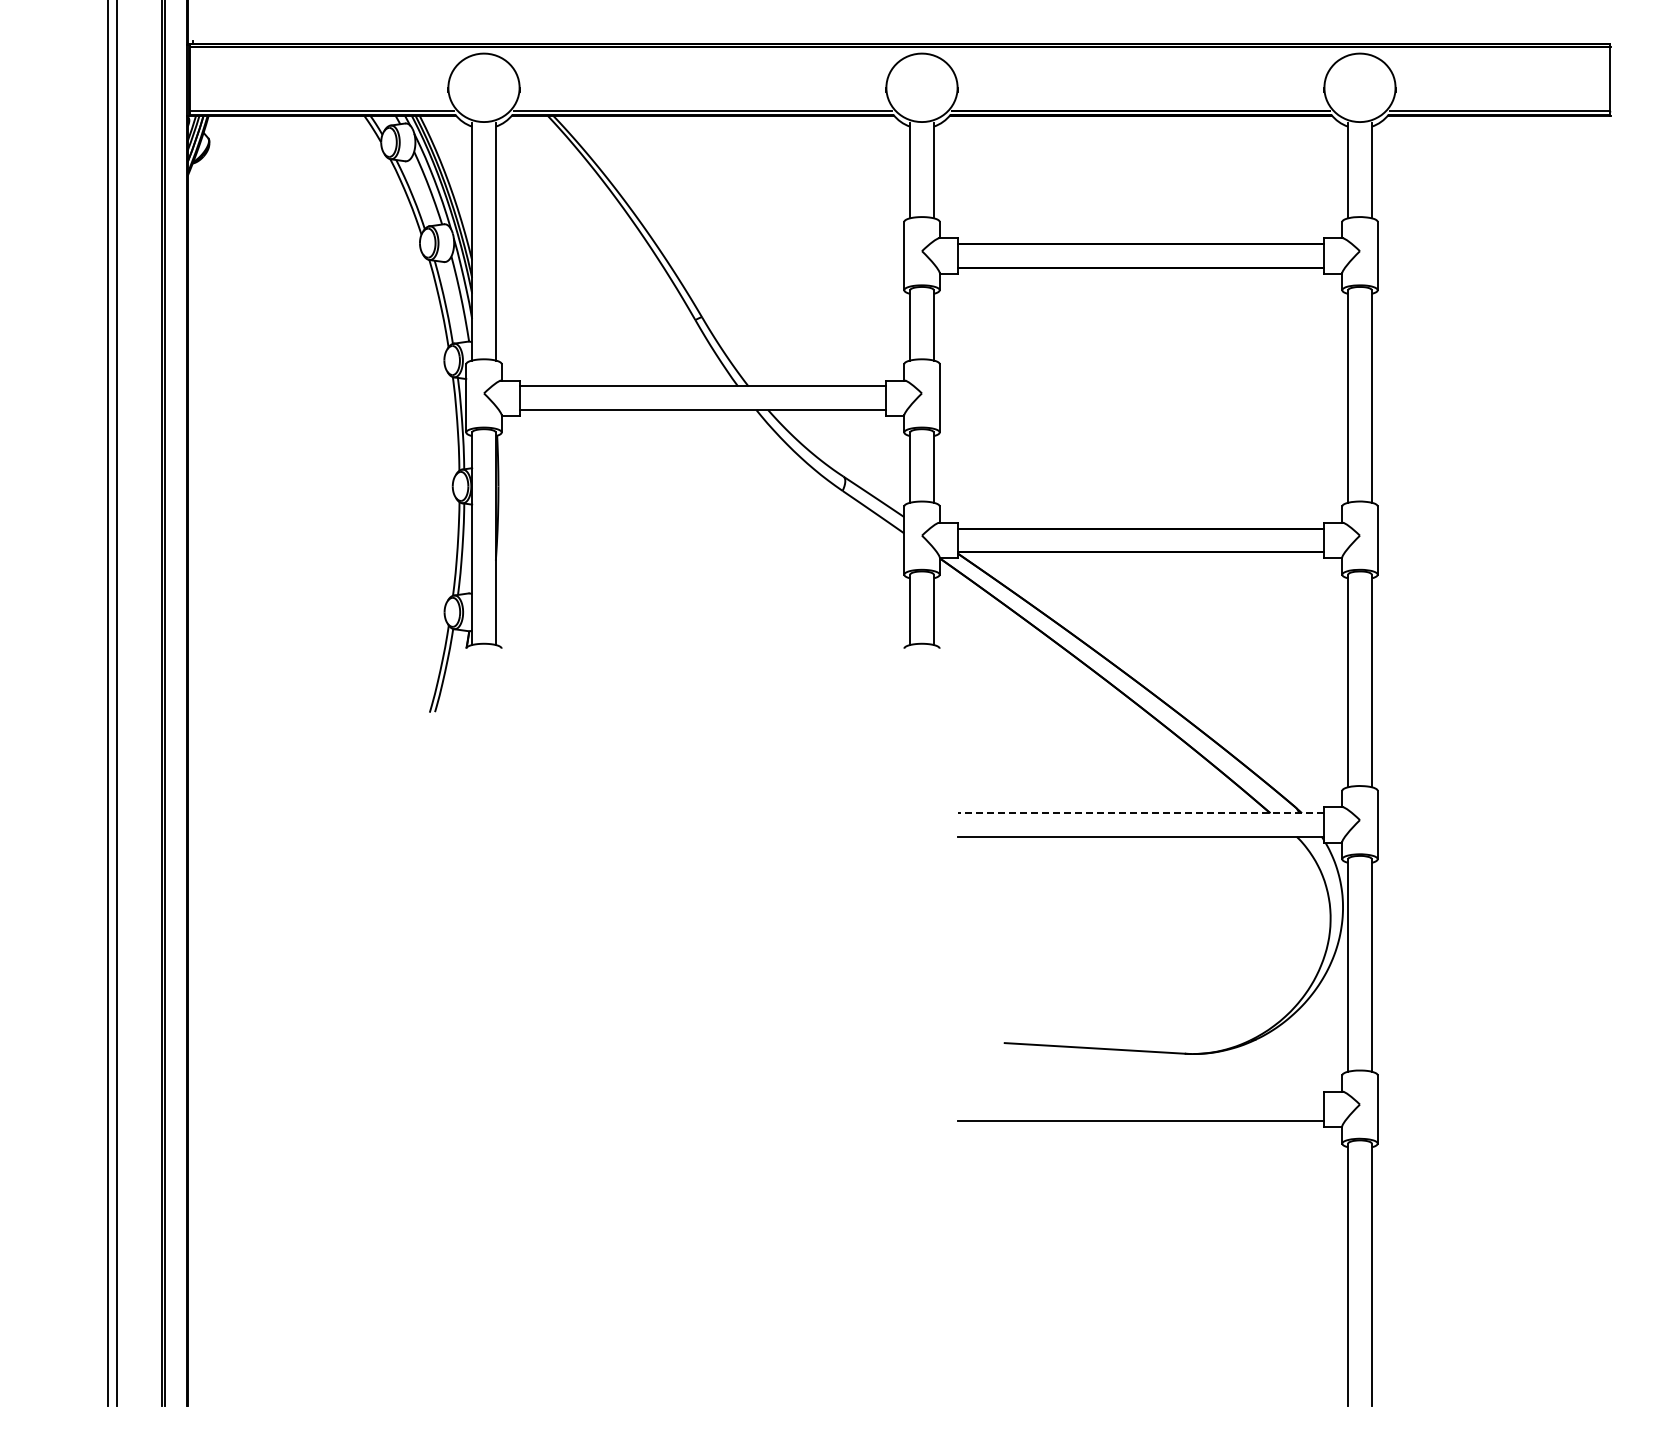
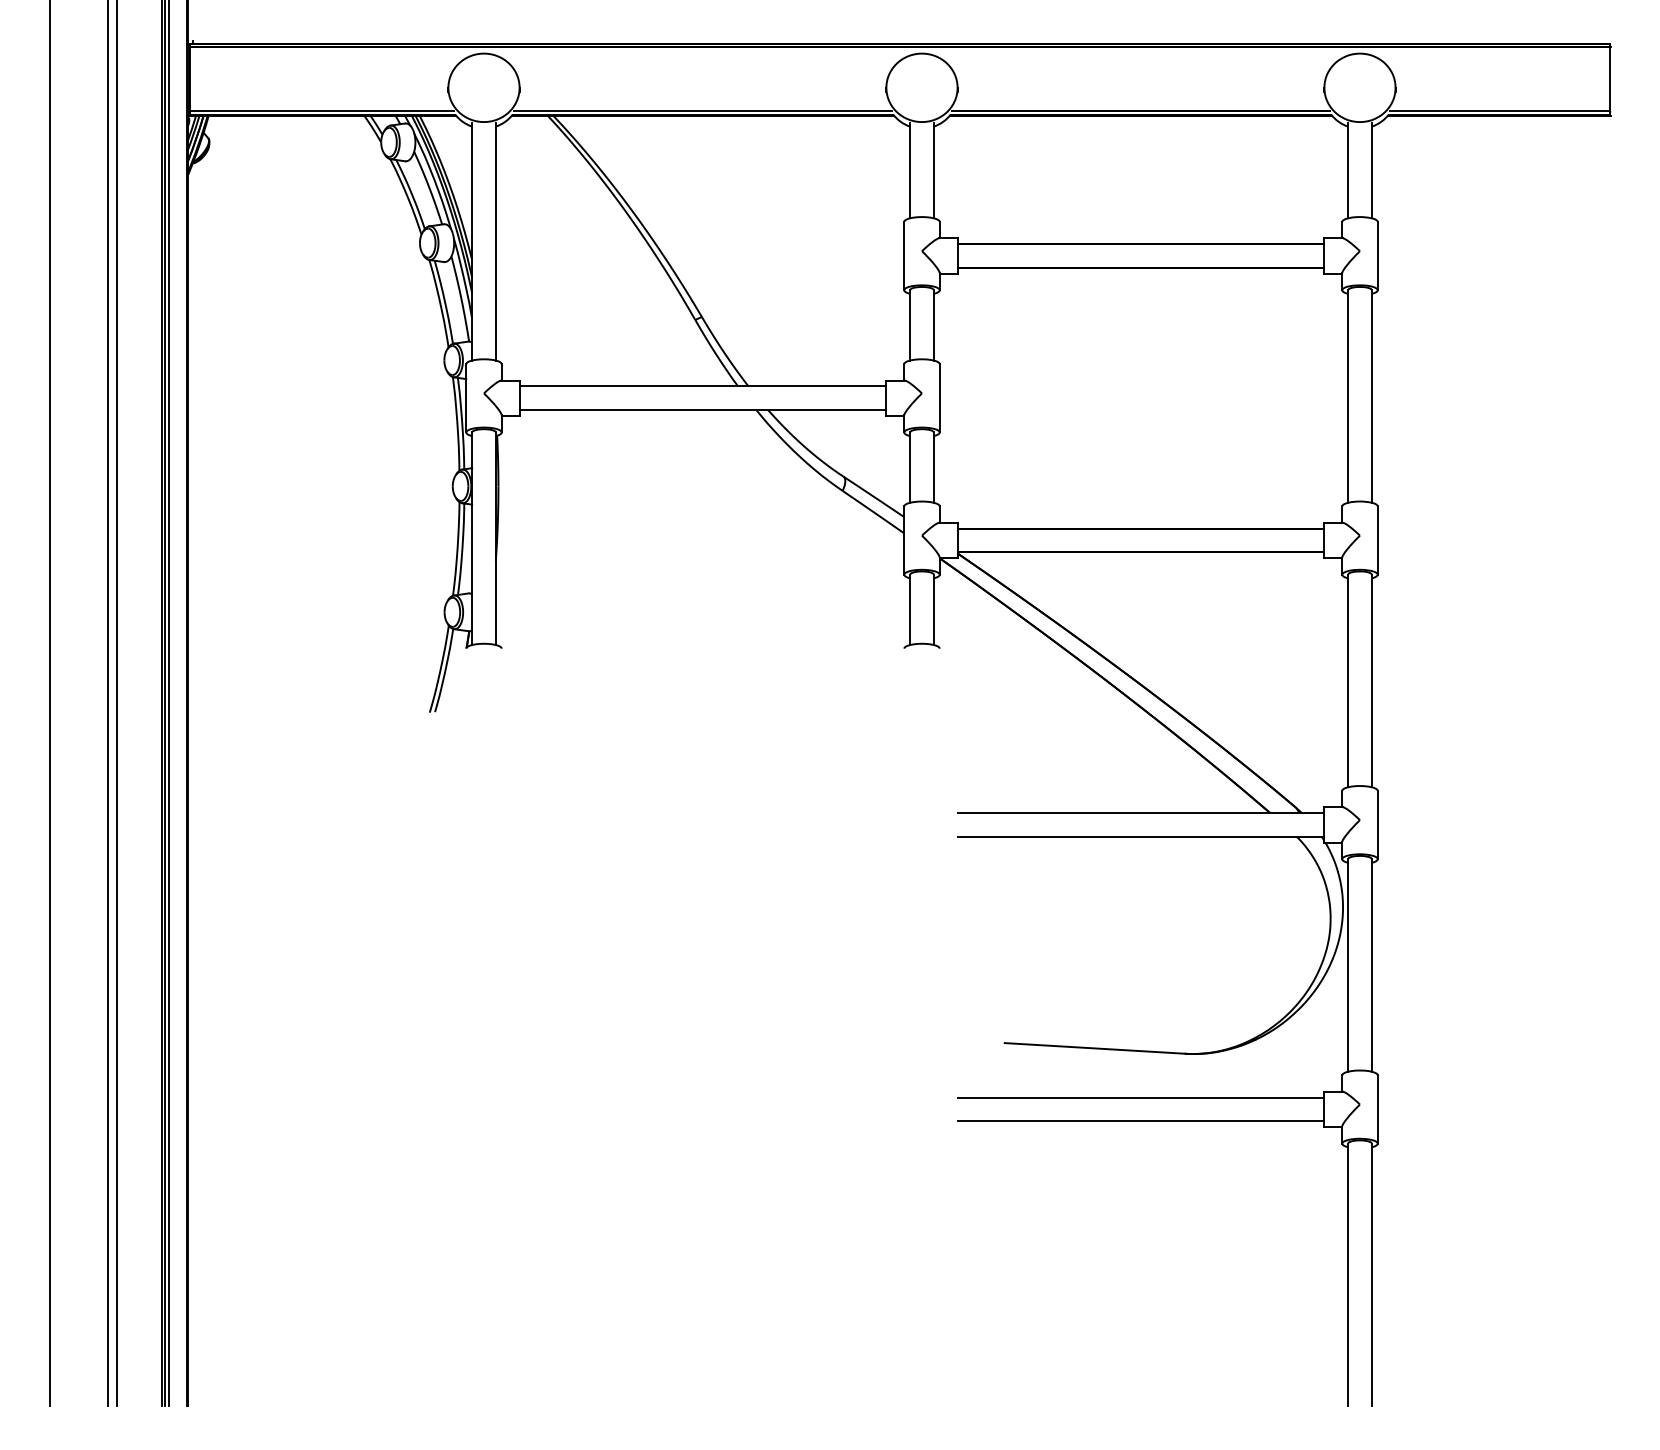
line: none -> present (49, 704)
line: none -> present (168, 704)
line: dashed -> solid (1140, 813)
line: none -> present (1140, 1097)
